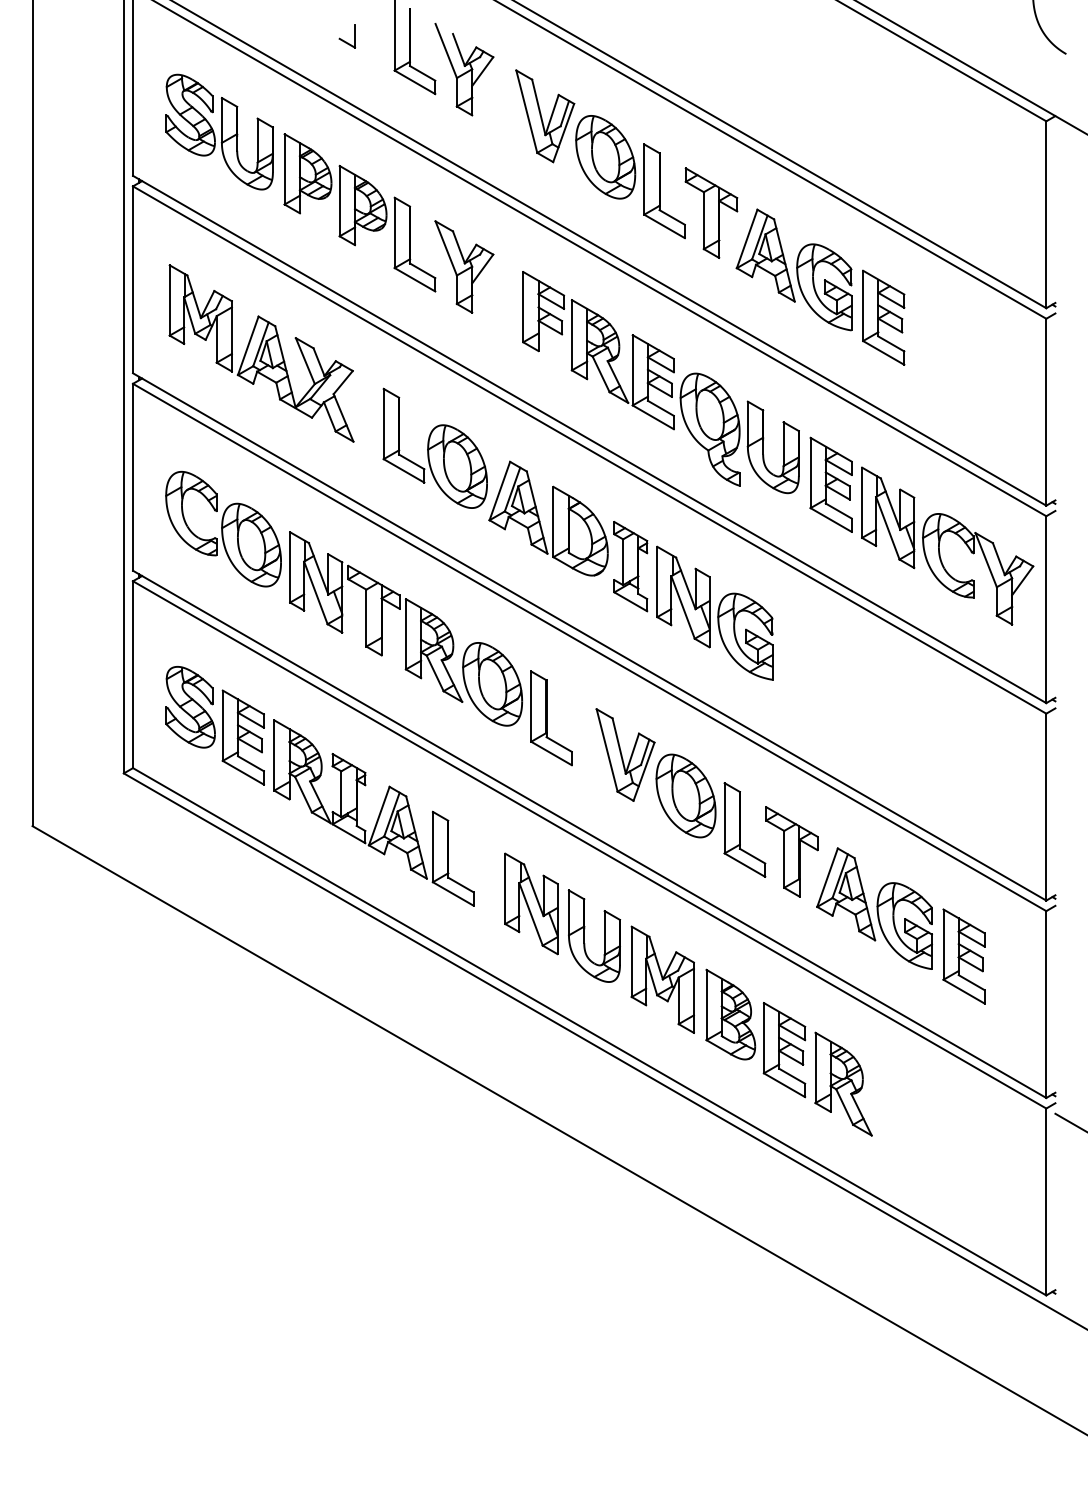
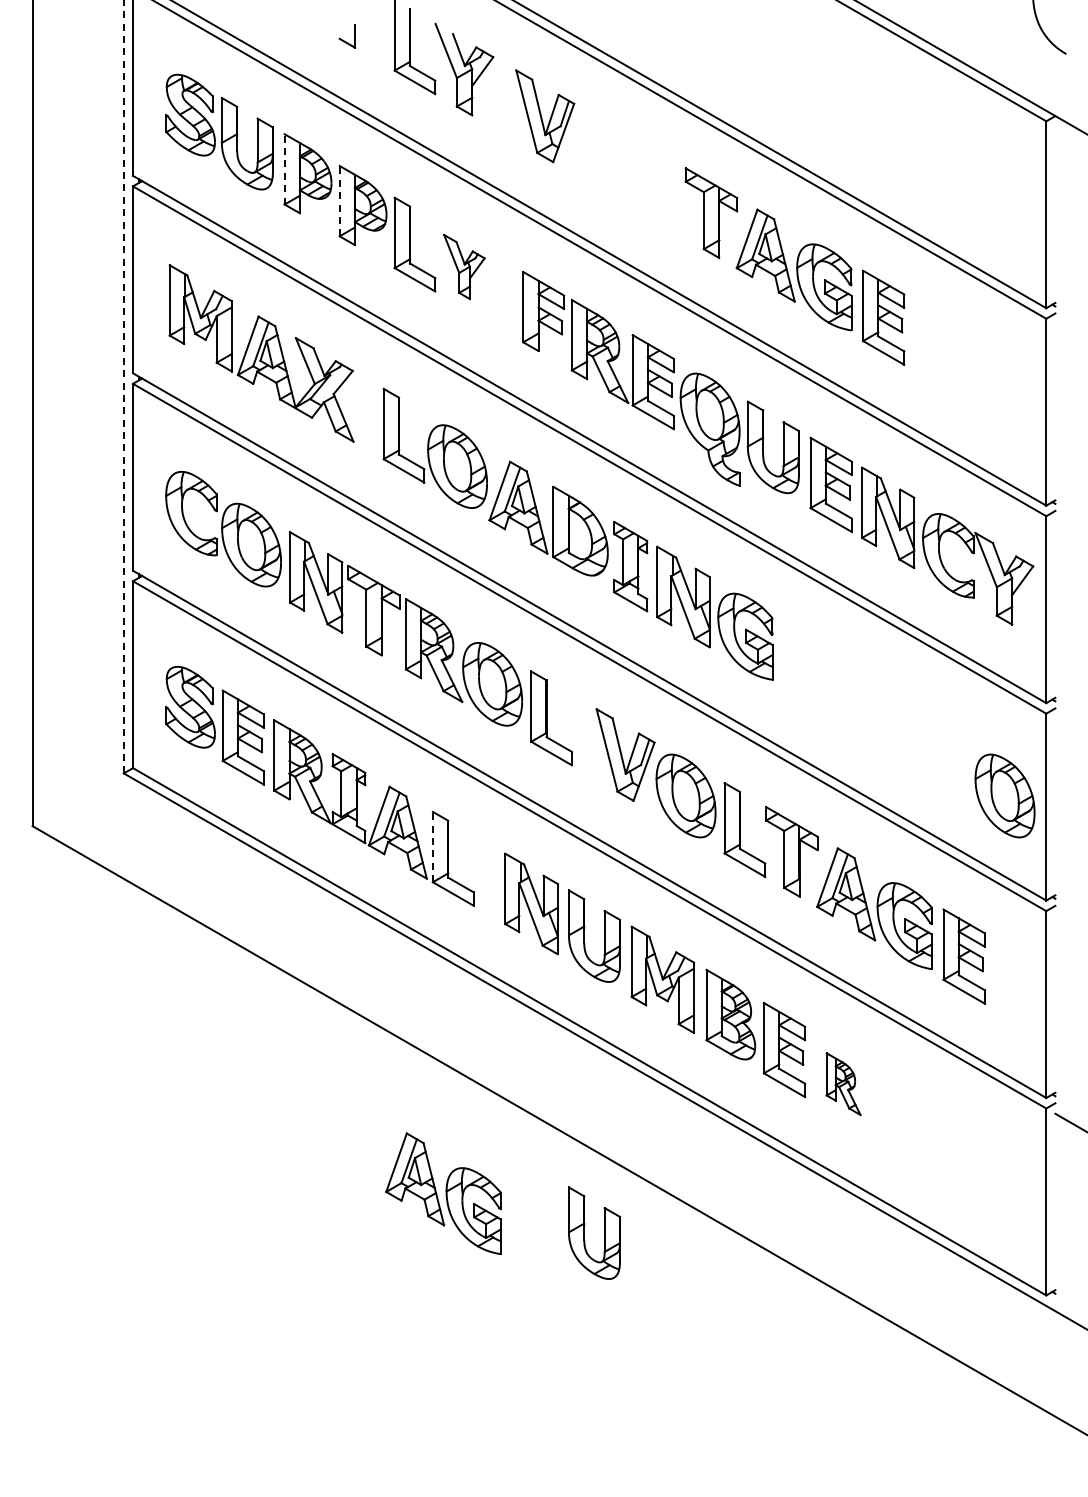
line: solid -> dashed (284, 168)
part: present -> none (630, 177)
line: solid -> dashed (339, 200)
part size: 61x94 px -> 43x66 px (464, 266)
line: solid -> dashed (123, 386)
part: none -> present (1004, 795)
line: solid -> dashed (432, 846)
part size: 59x106 px -> 37x64 px (843, 1083)
part: none -> present (443, 1193)
part: none -> present (584, 1232)
